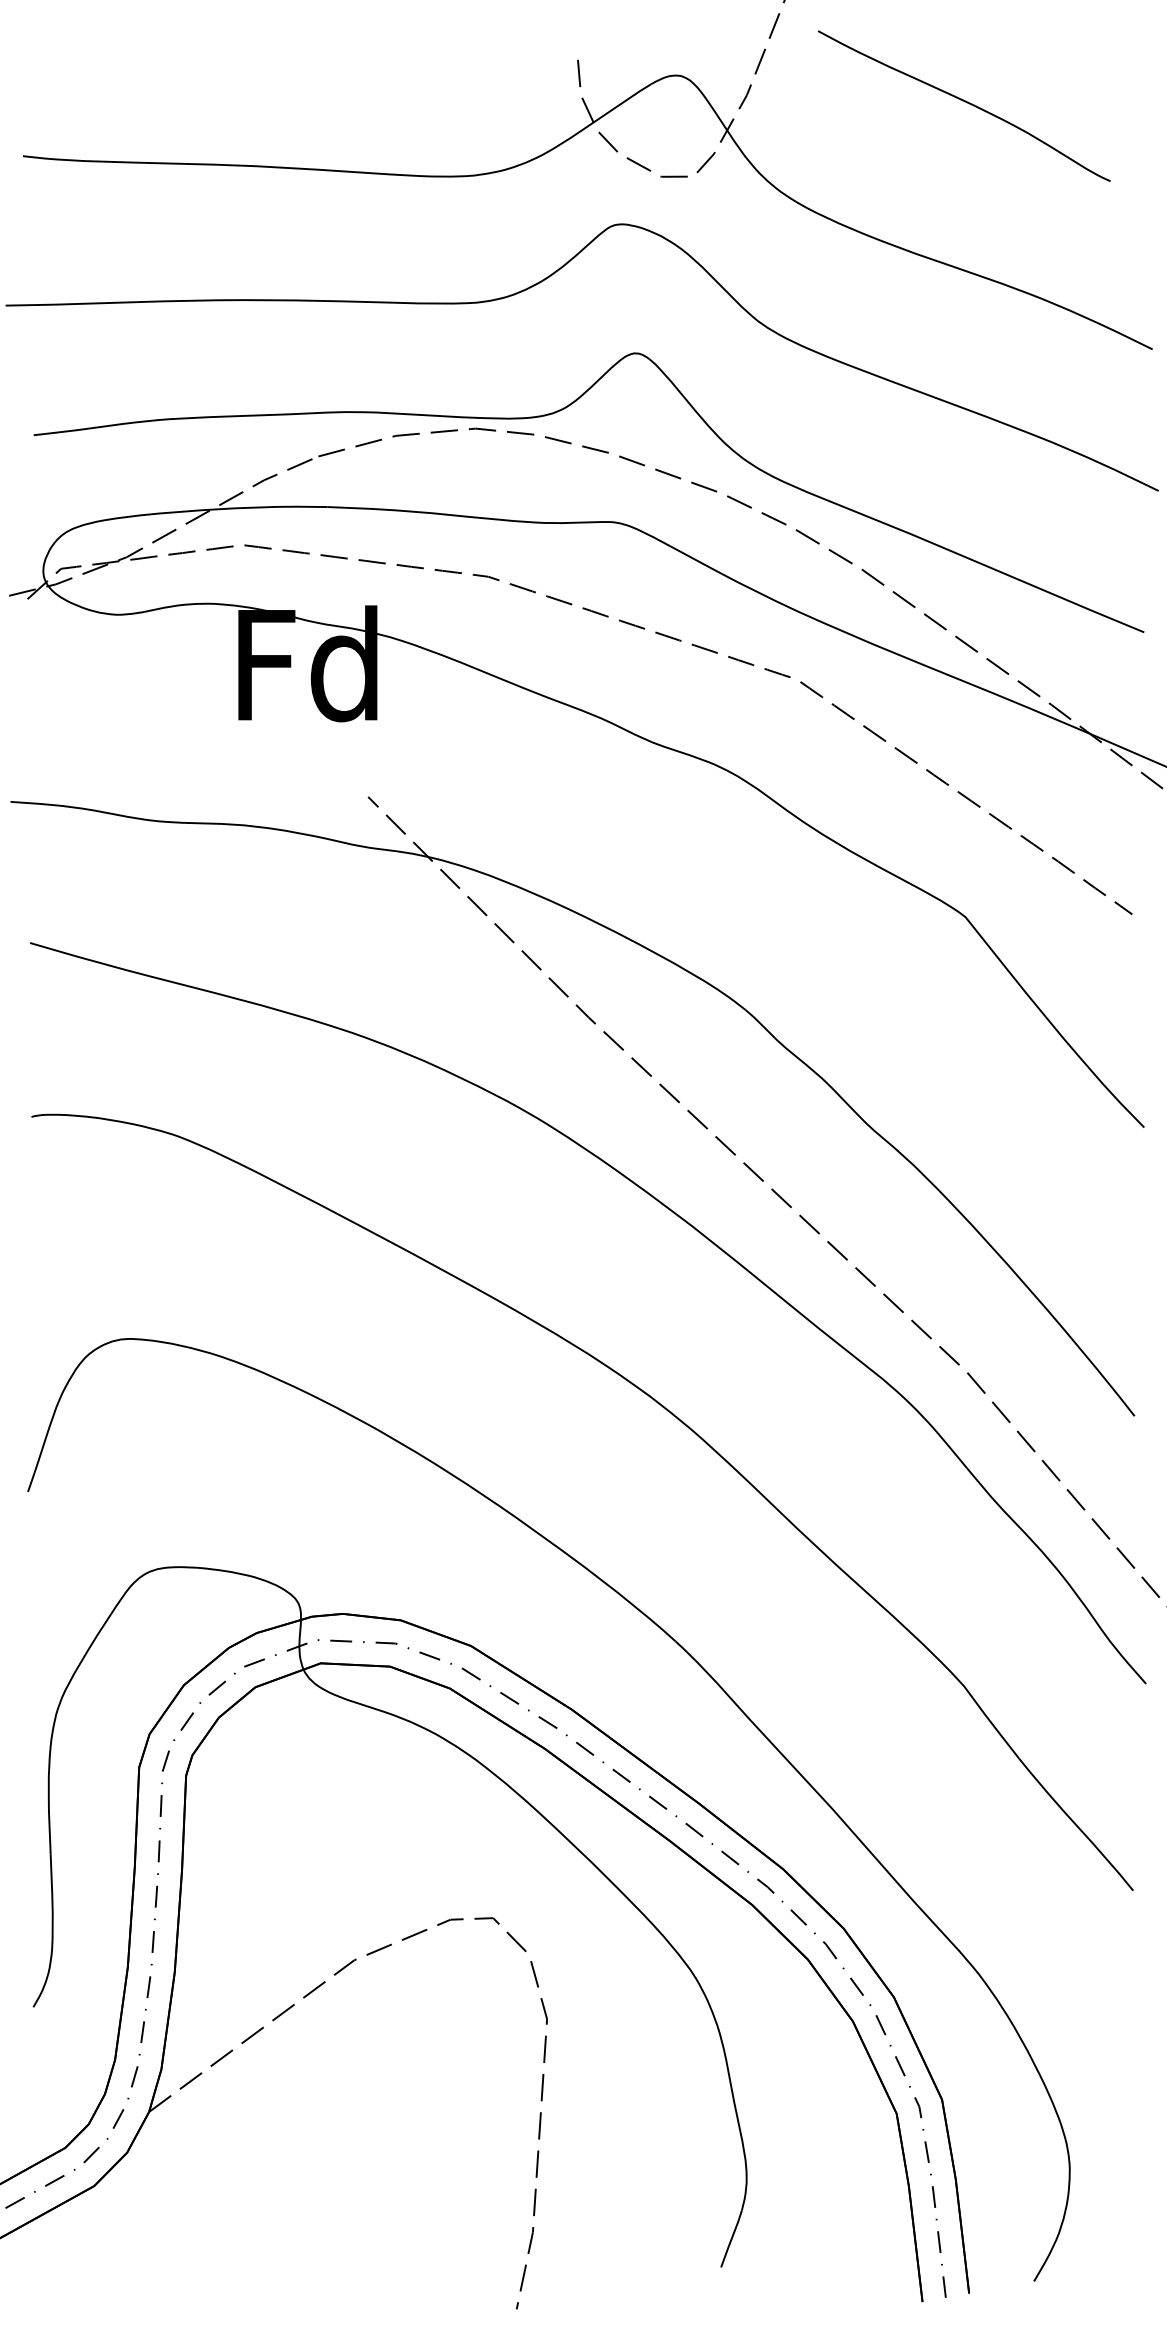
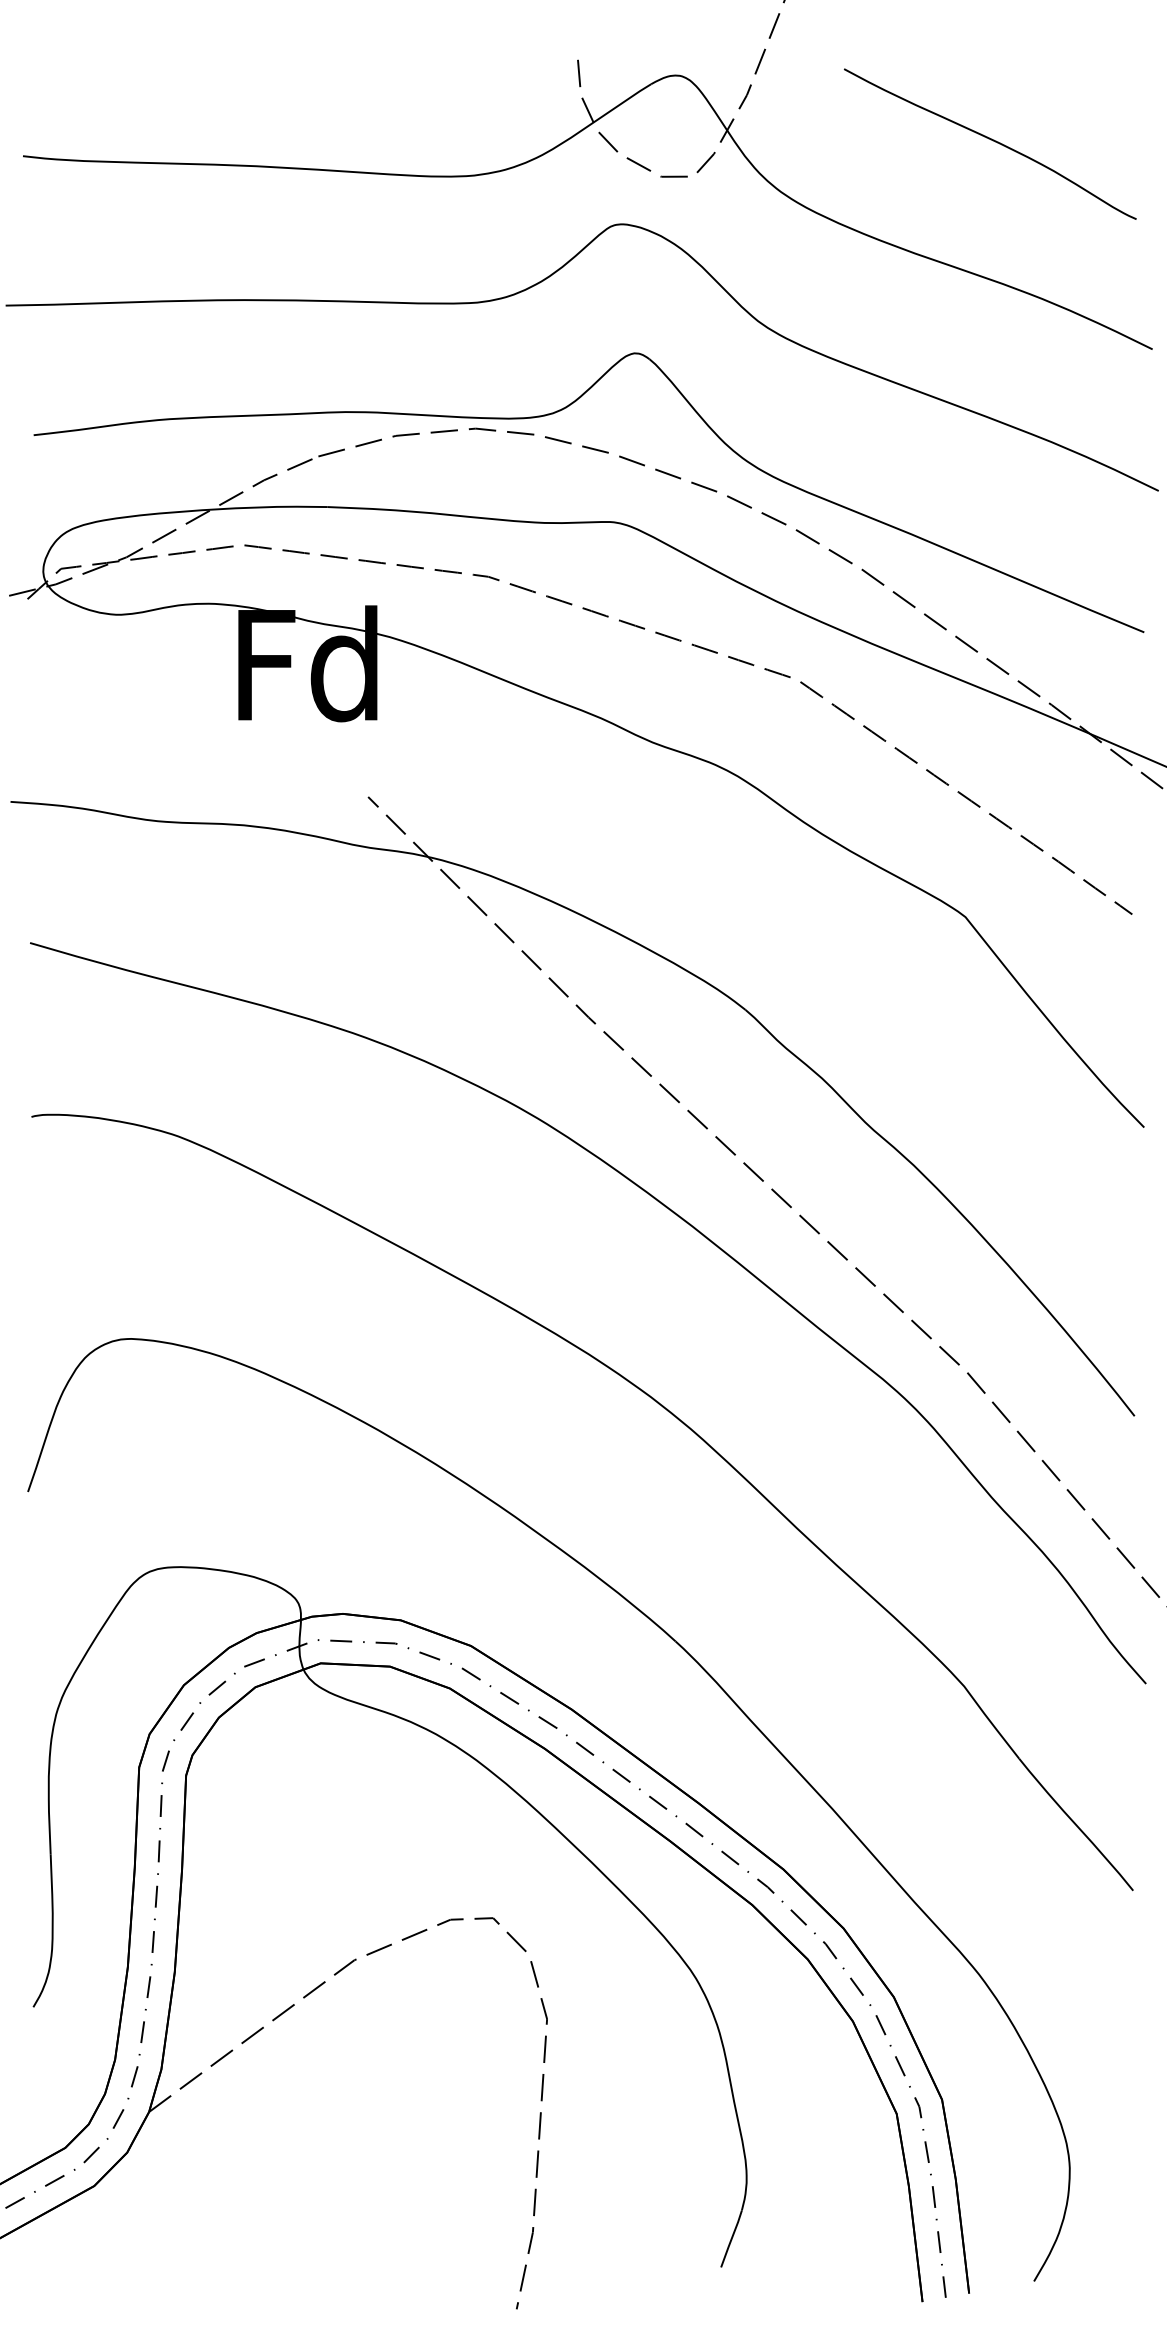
curve position: (964, 102) -> (990, 140) (990, 140)
